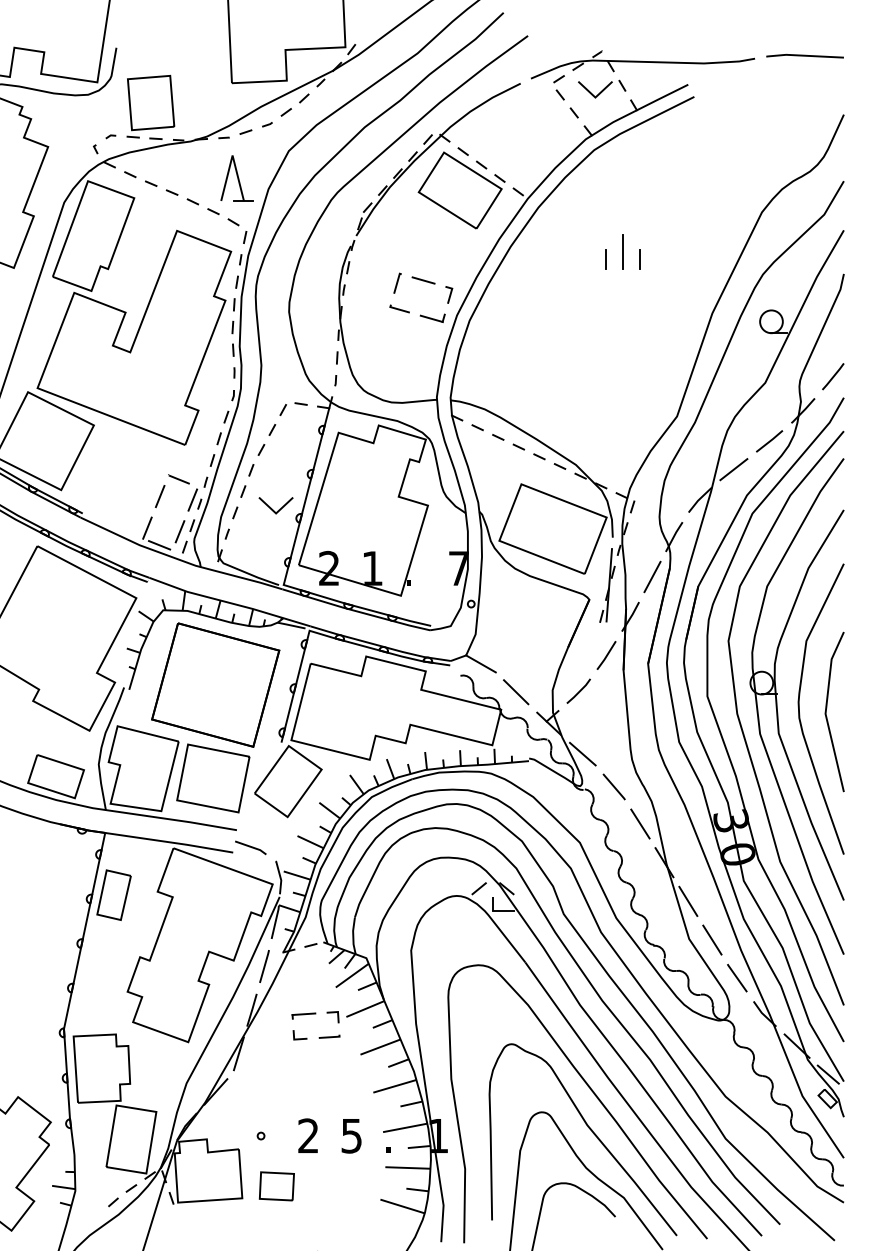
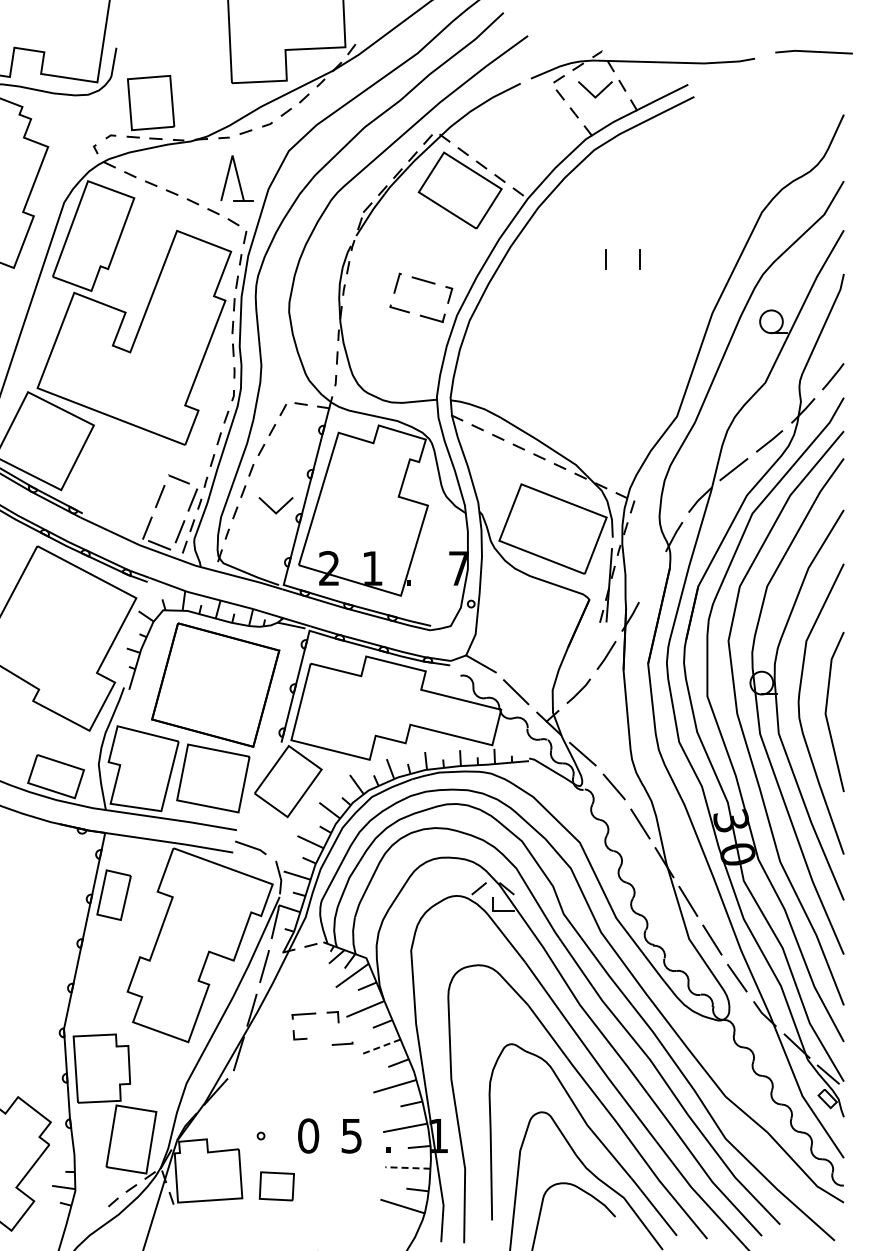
line position: (804, 55) -> (813, 51) (813, 51)
line: present -> none (622, 251)
line: present -> none (652, 576)
line position: (329, 1036) -> (342, 1043) (342, 1043)
line: solid -> dashed (380, 1047)
text: 2 -> 0 (308, 1135)
line: solid -> dashed (407, 1167)
